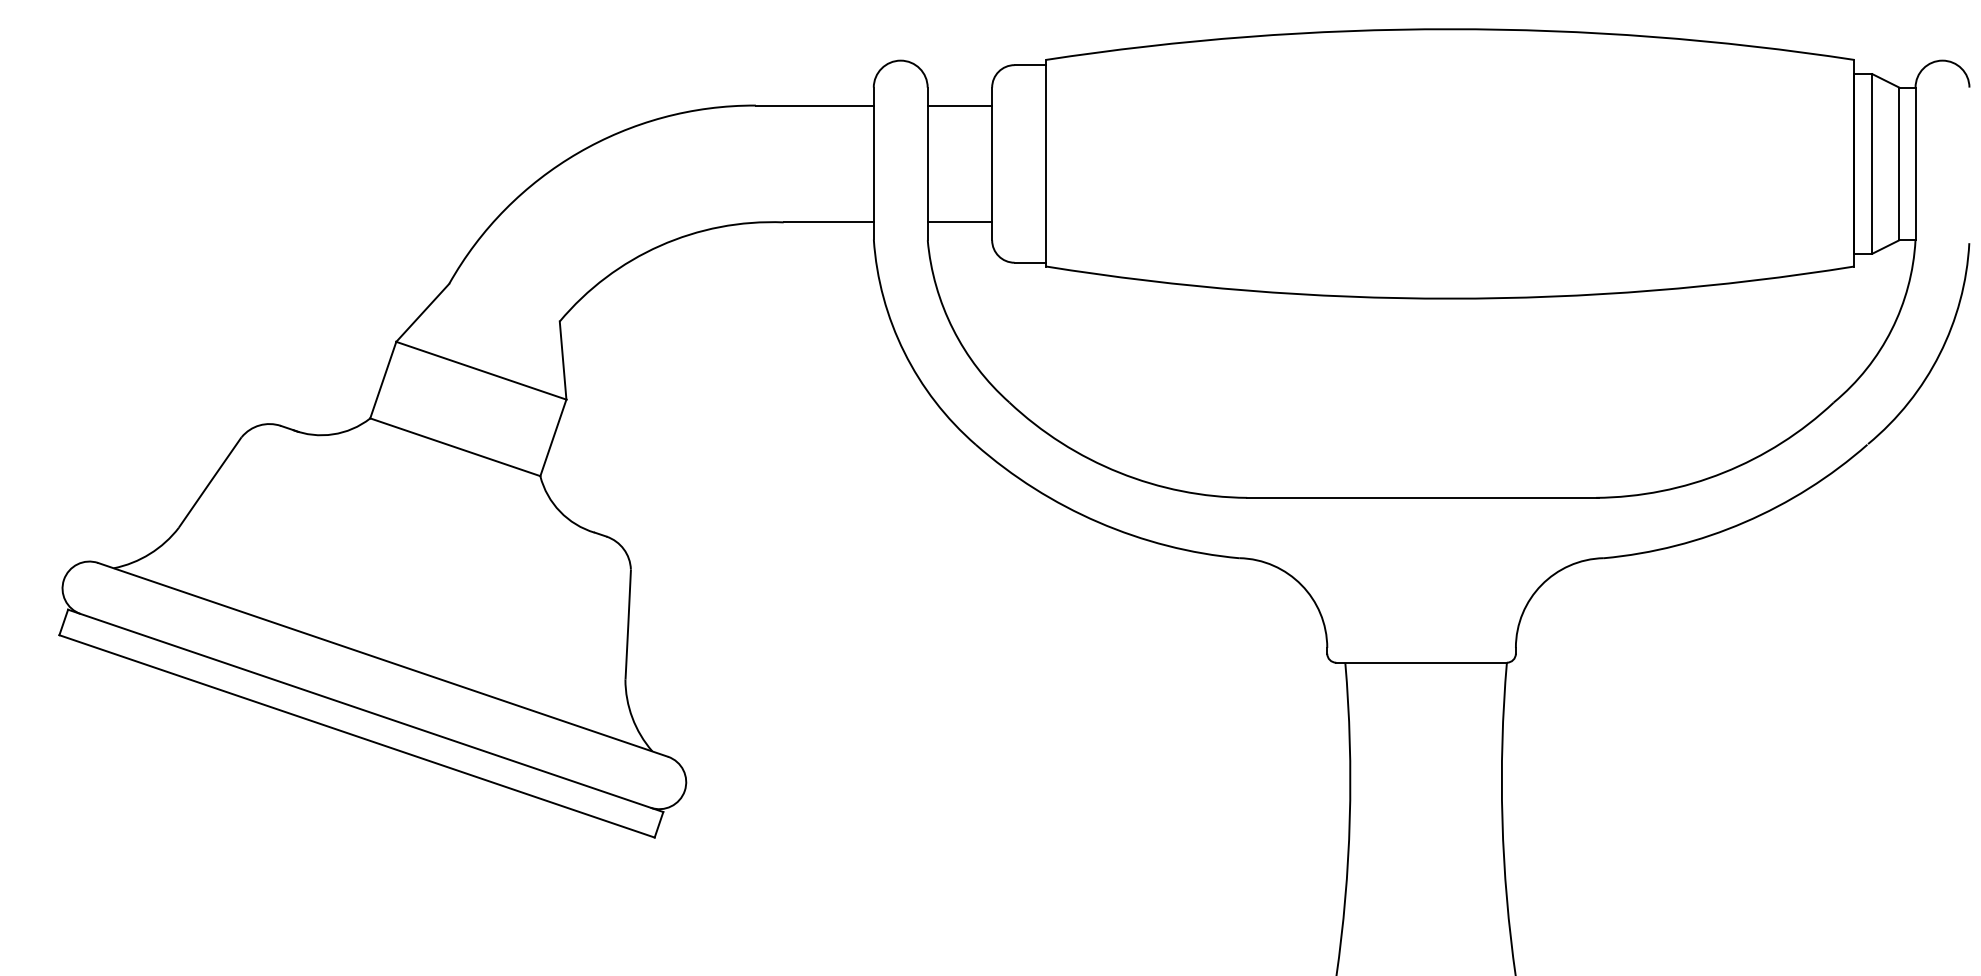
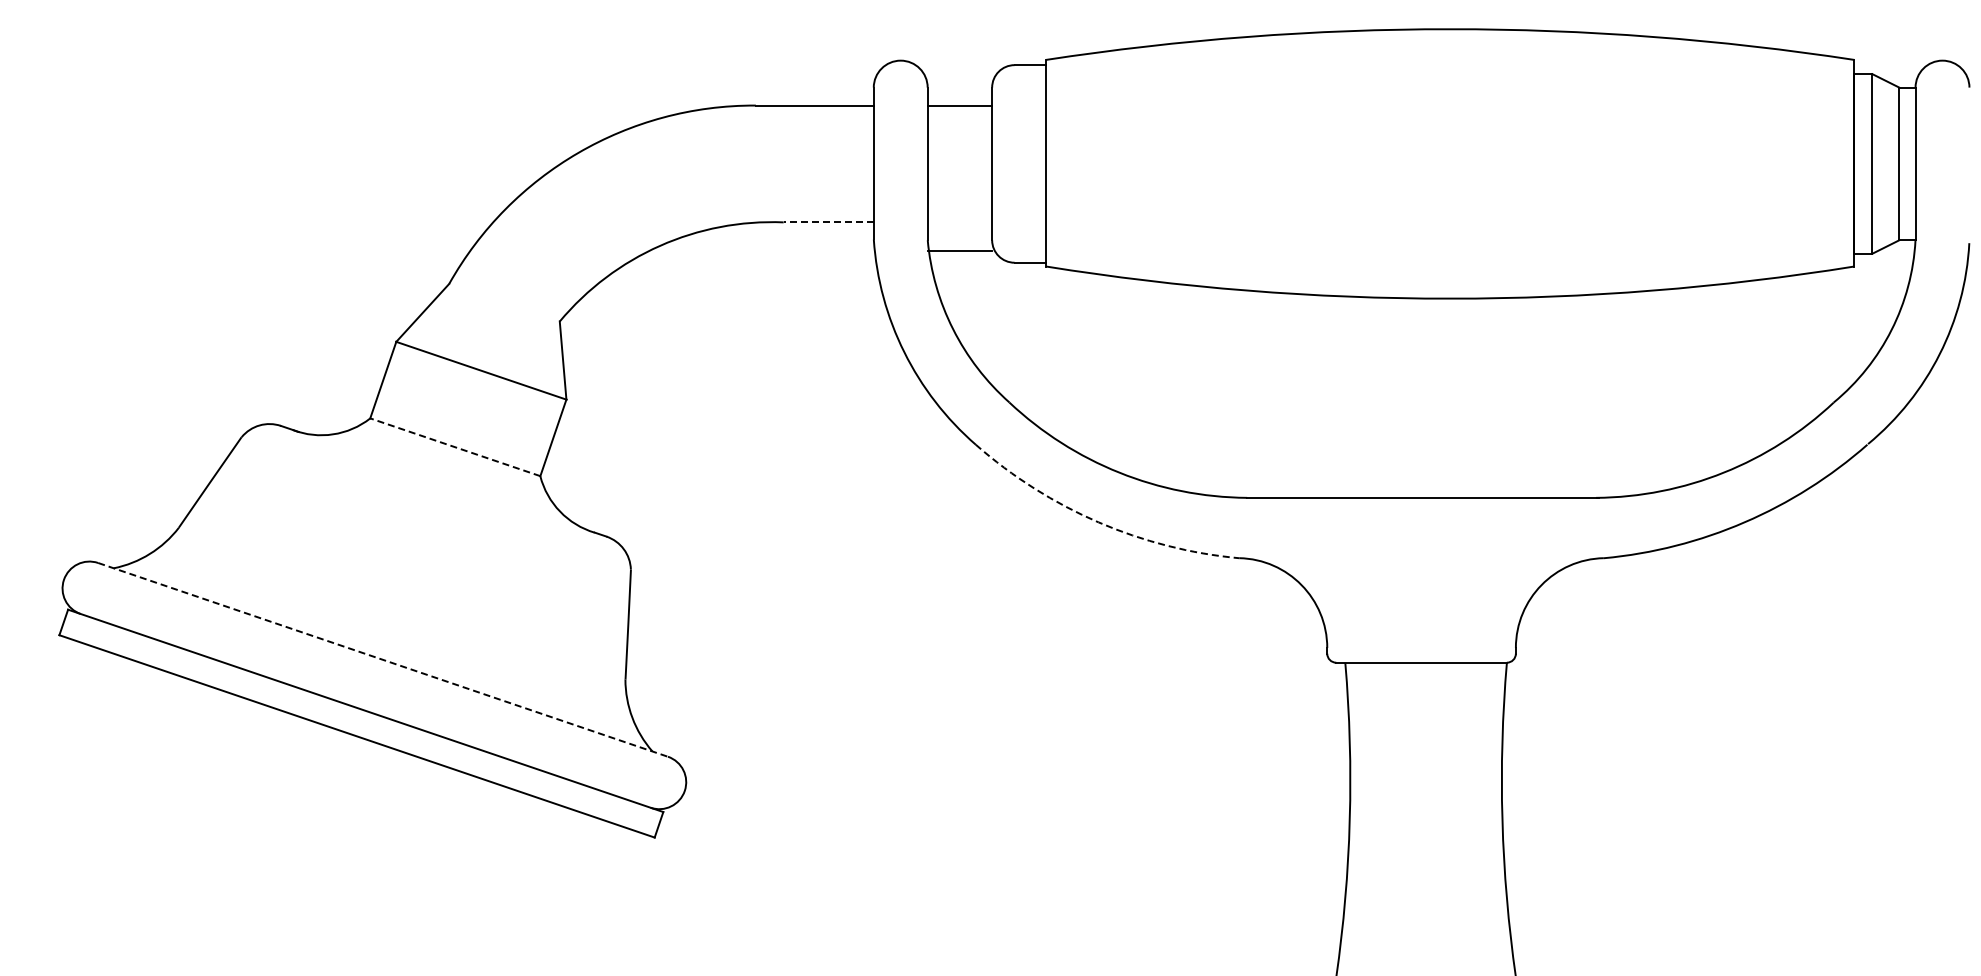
line: solid -> dashed (828, 222)
line position: (959, 222) -> (959, 251) (959, 251)
line: solid -> dashed (455, 447)
arc: solid -> dashed (1098, 522)
line: solid -> dashed (383, 659)
